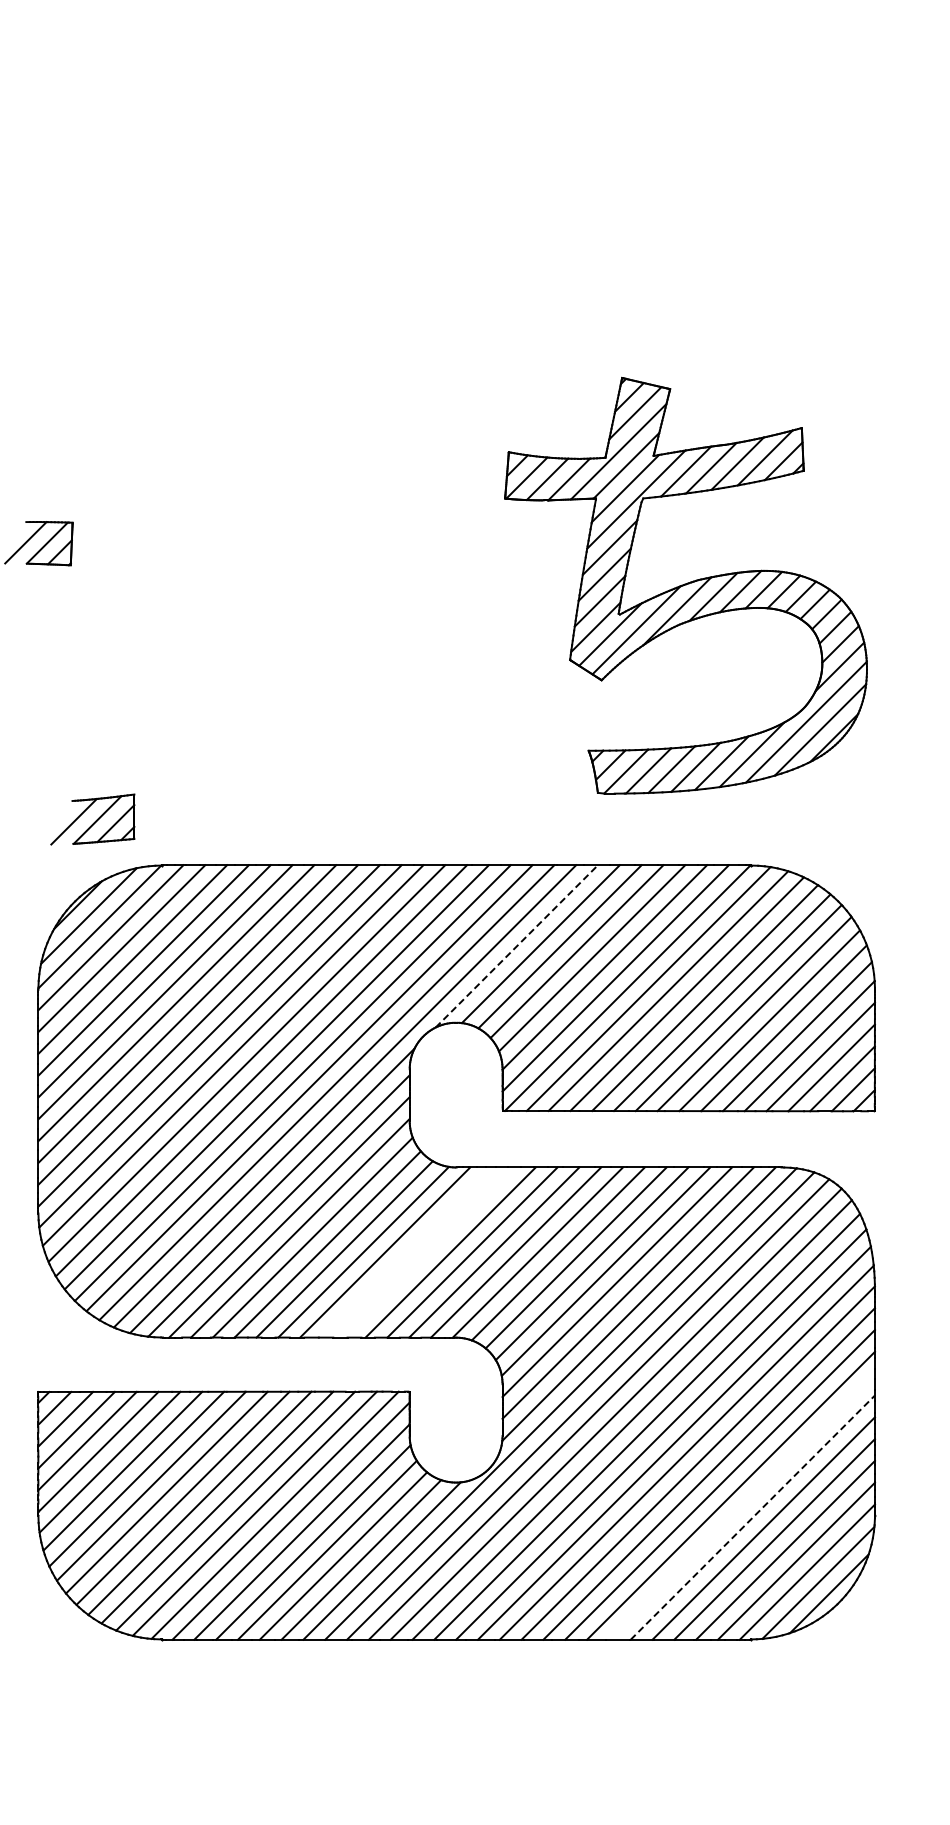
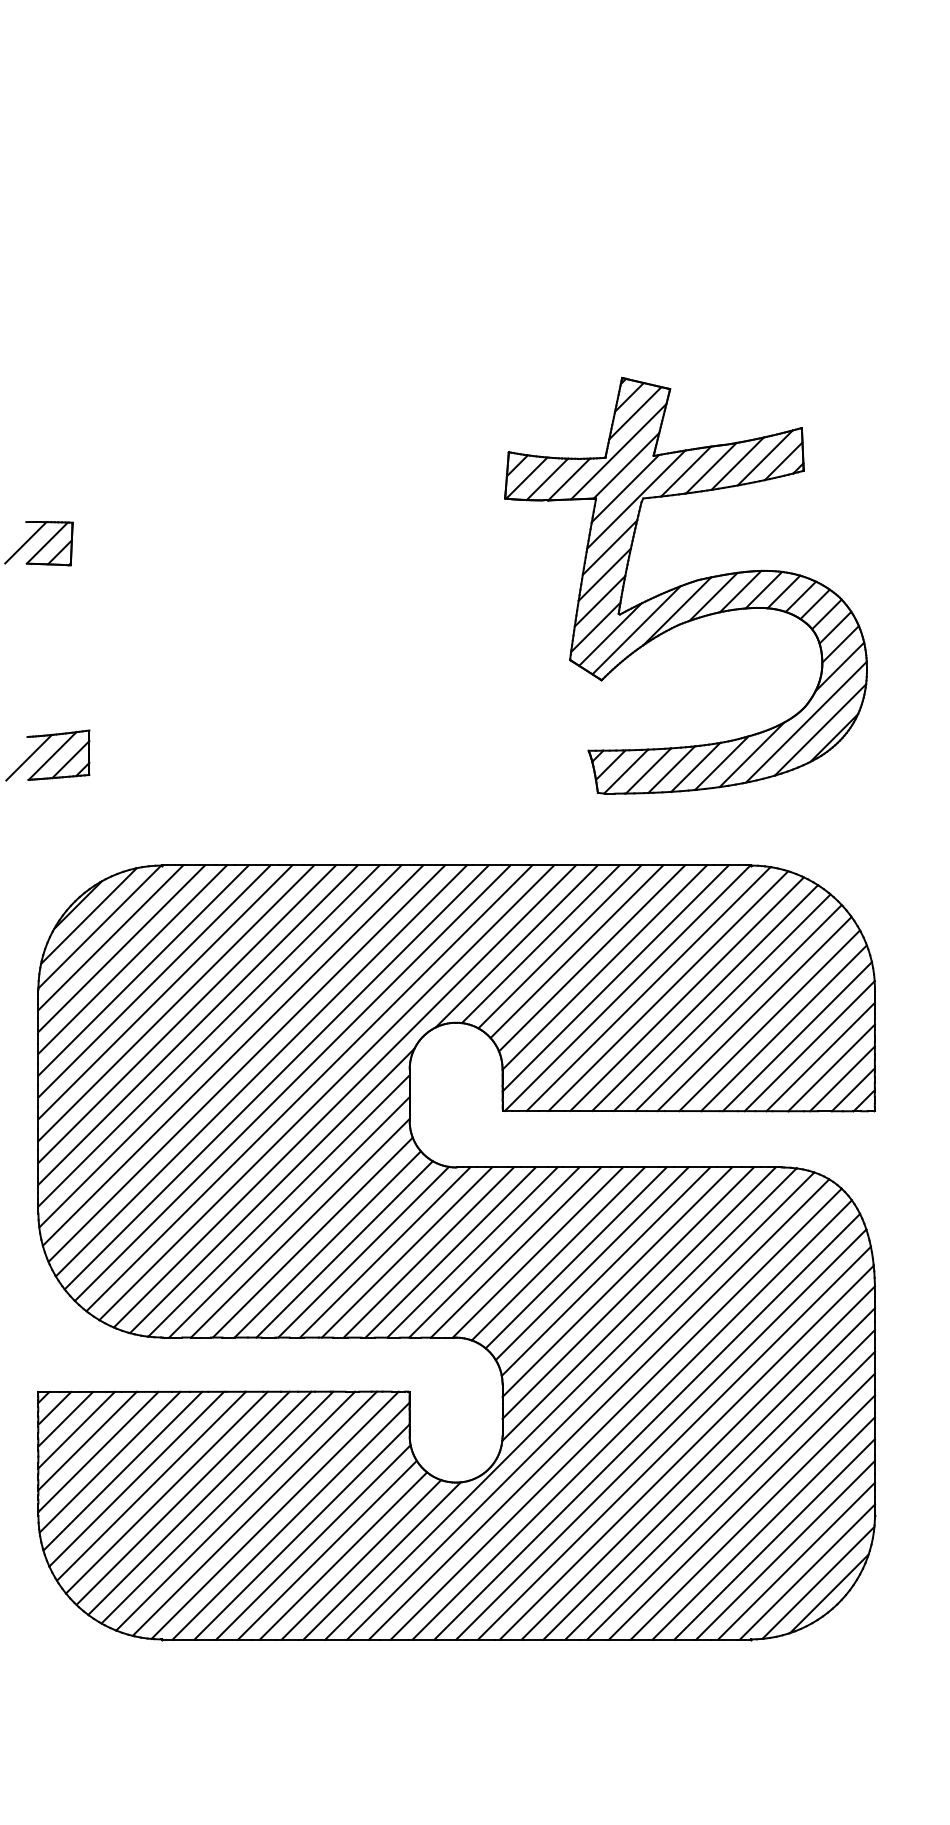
part position: (92, 819) -> (47, 755) (47, 755)
line: dashed -> solid (516, 946)
line: none -> present (406, 1252)
line: none -> present (428, 1252)
line: none -> present (741, 1506)
line: dashed -> solid (752, 1517)
